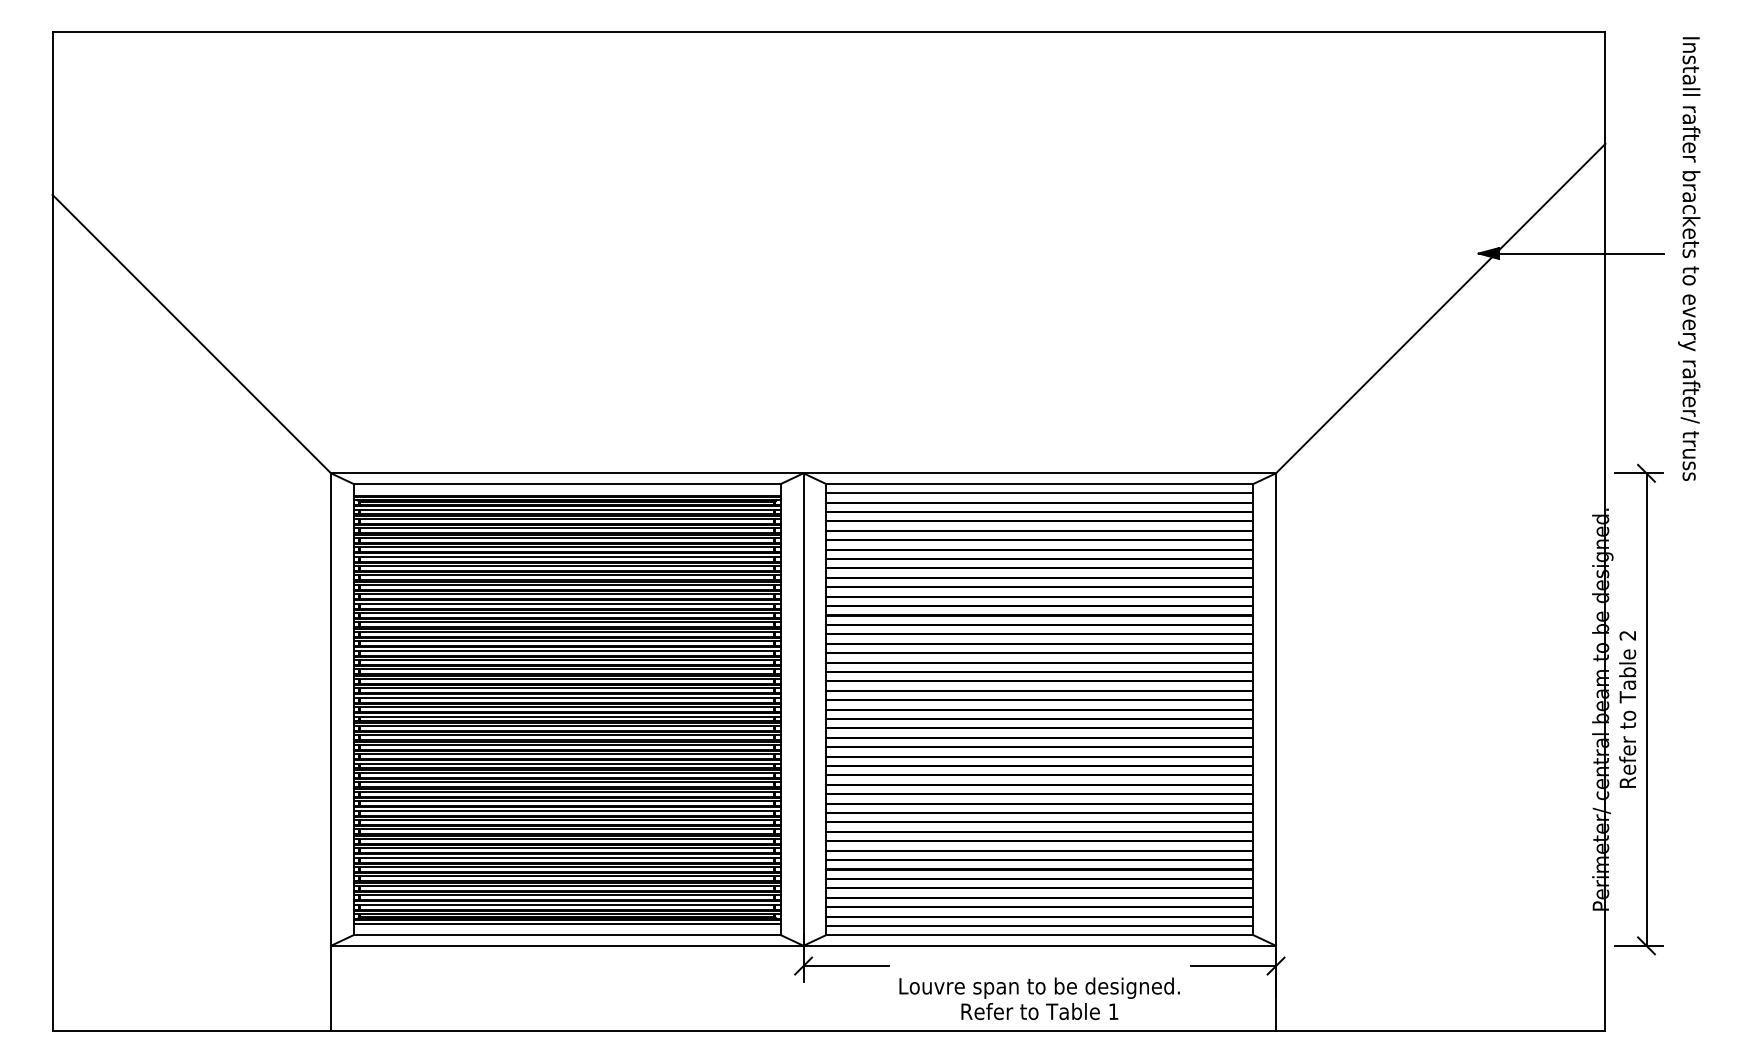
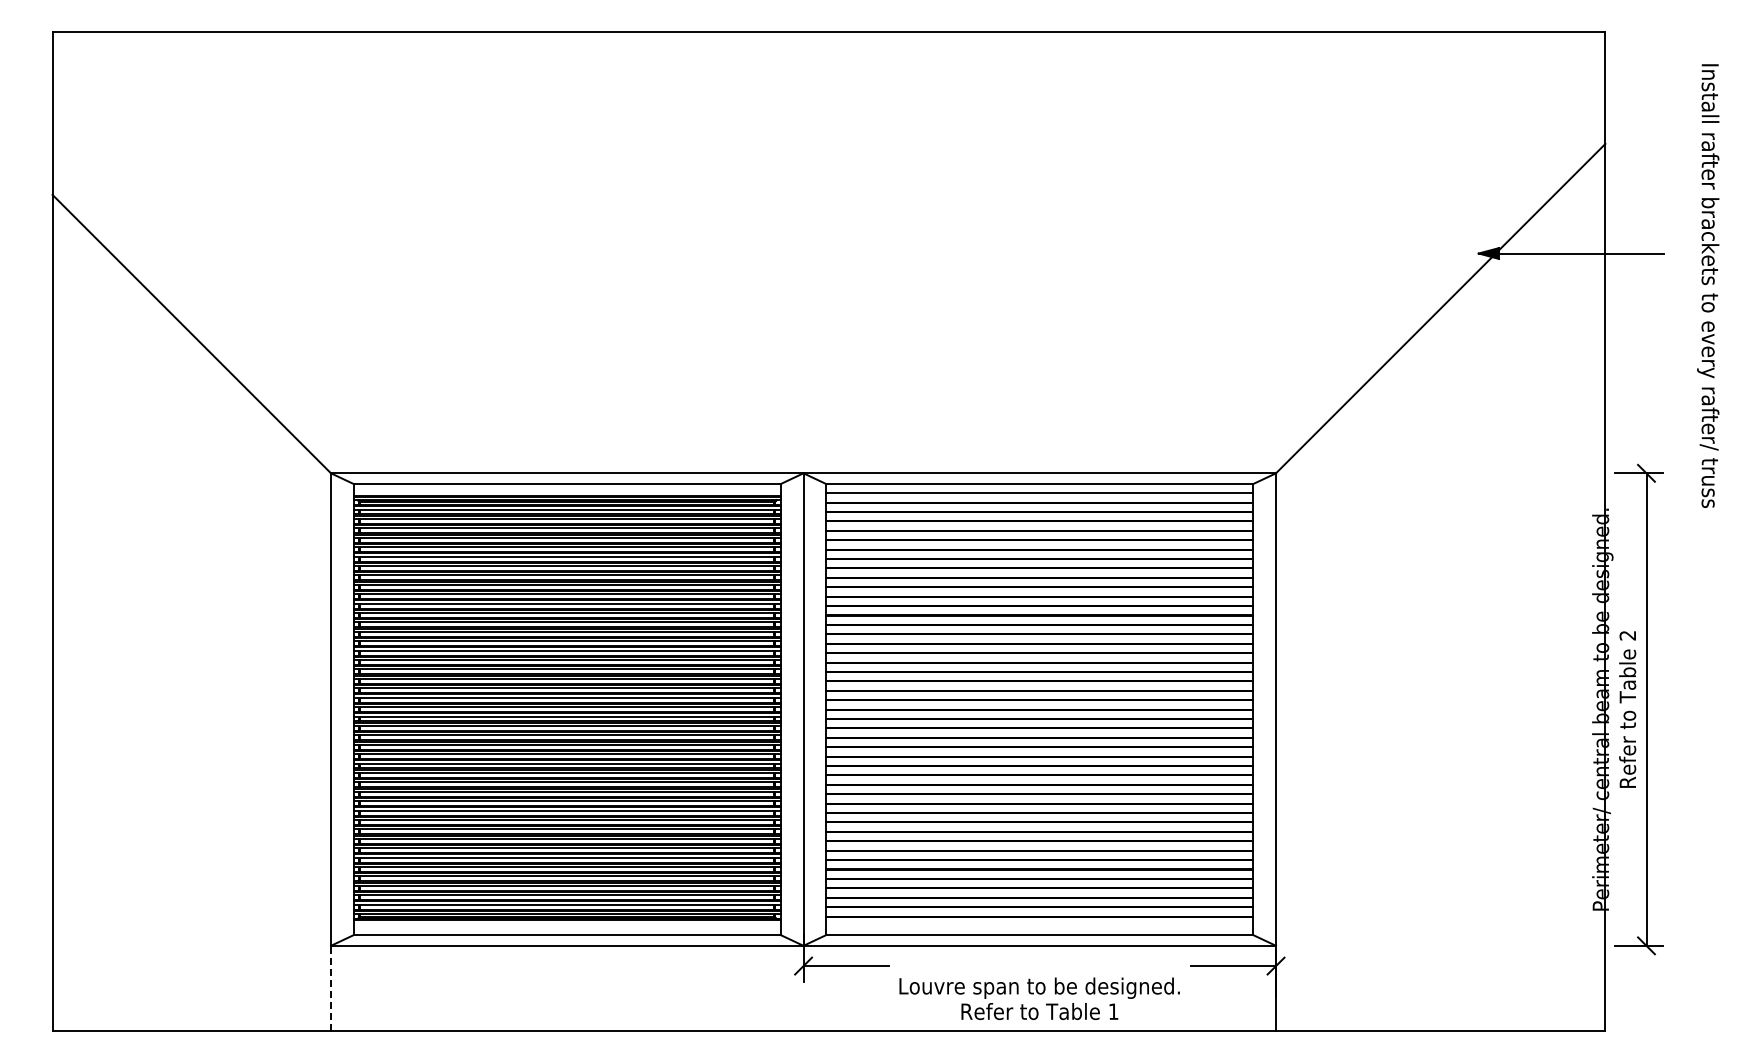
text position: (1689, 258) -> (1708, 285) (1708, 285)
line: present -> none (566, 923)
line: present -> none (1039, 925)
line: solid -> dashed (331, 988)
